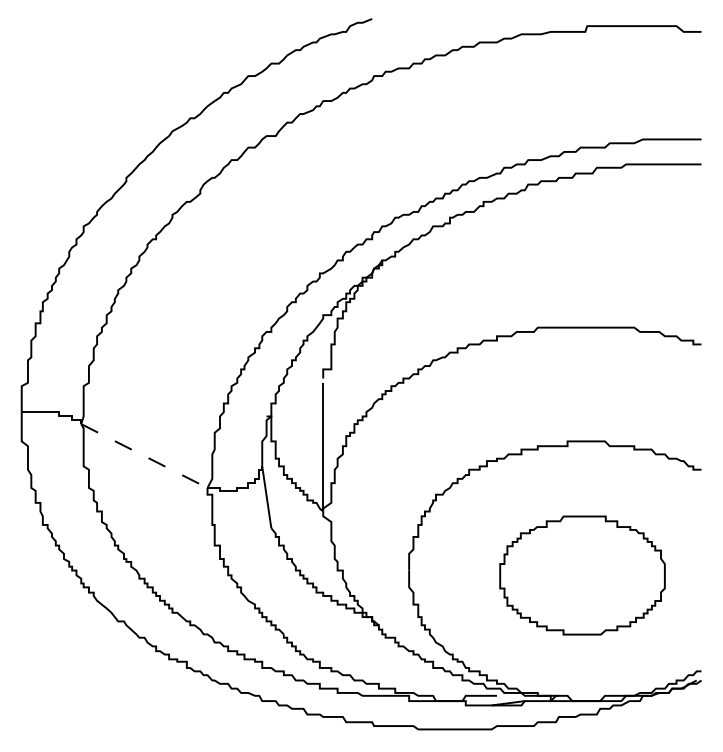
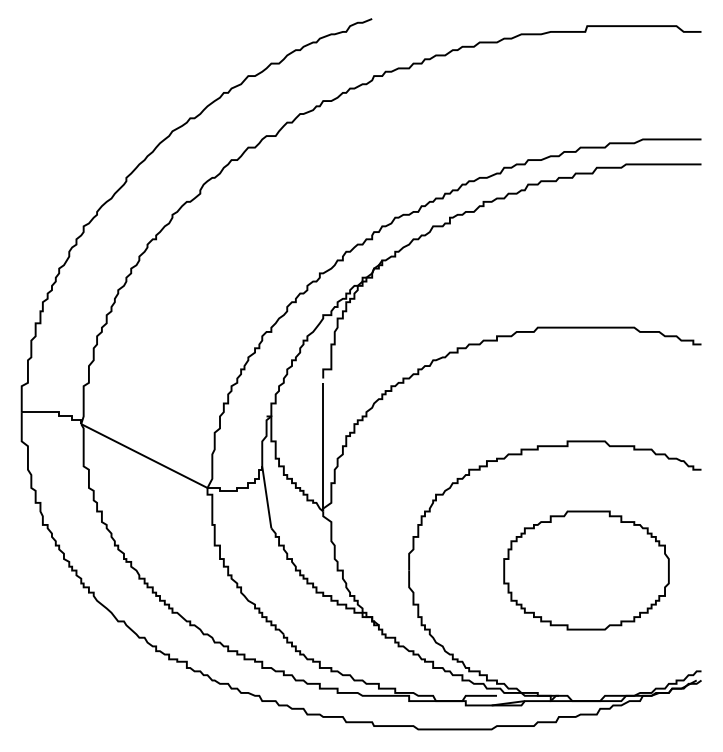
line: dashed -> solid (144, 456)
part position: (582, 575) -> (586, 570) (586, 570)
